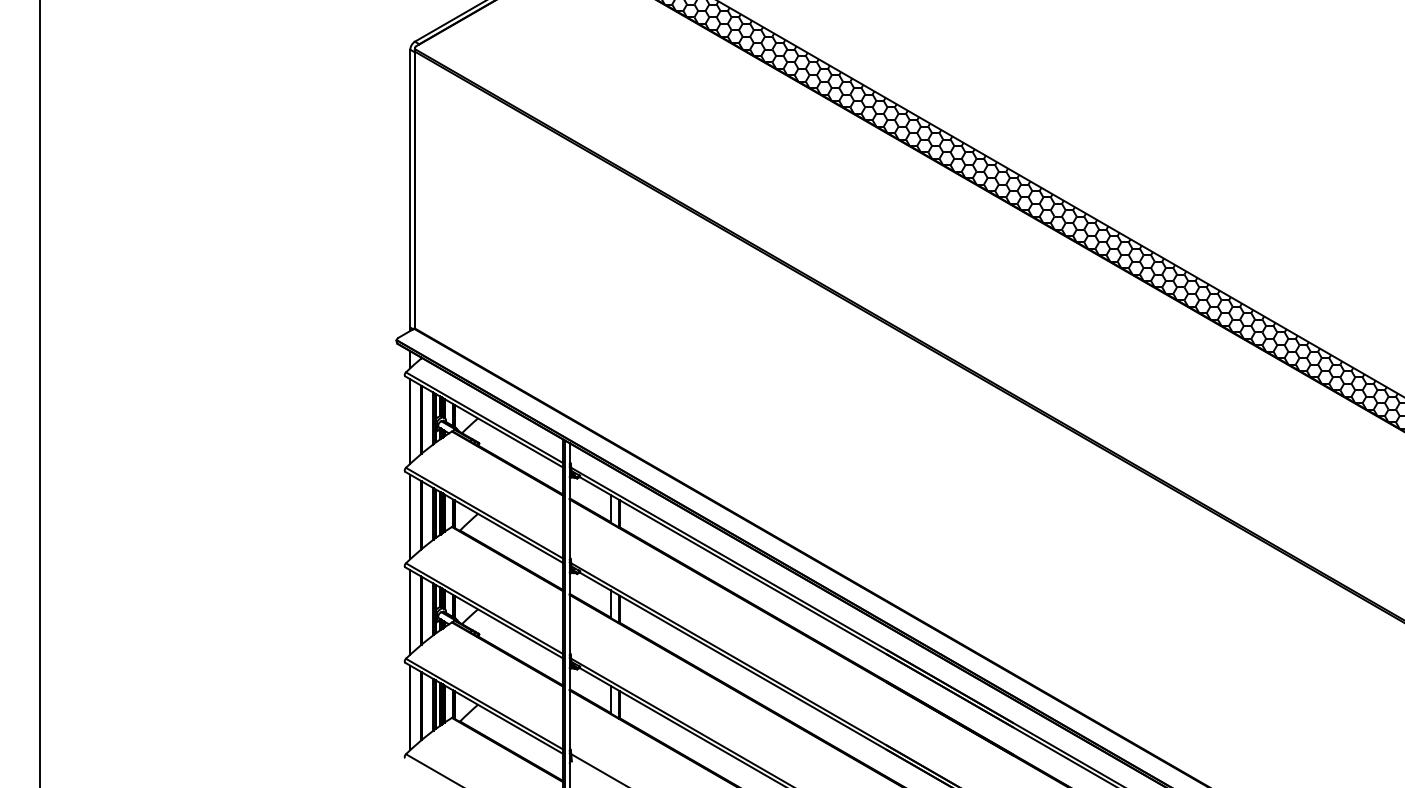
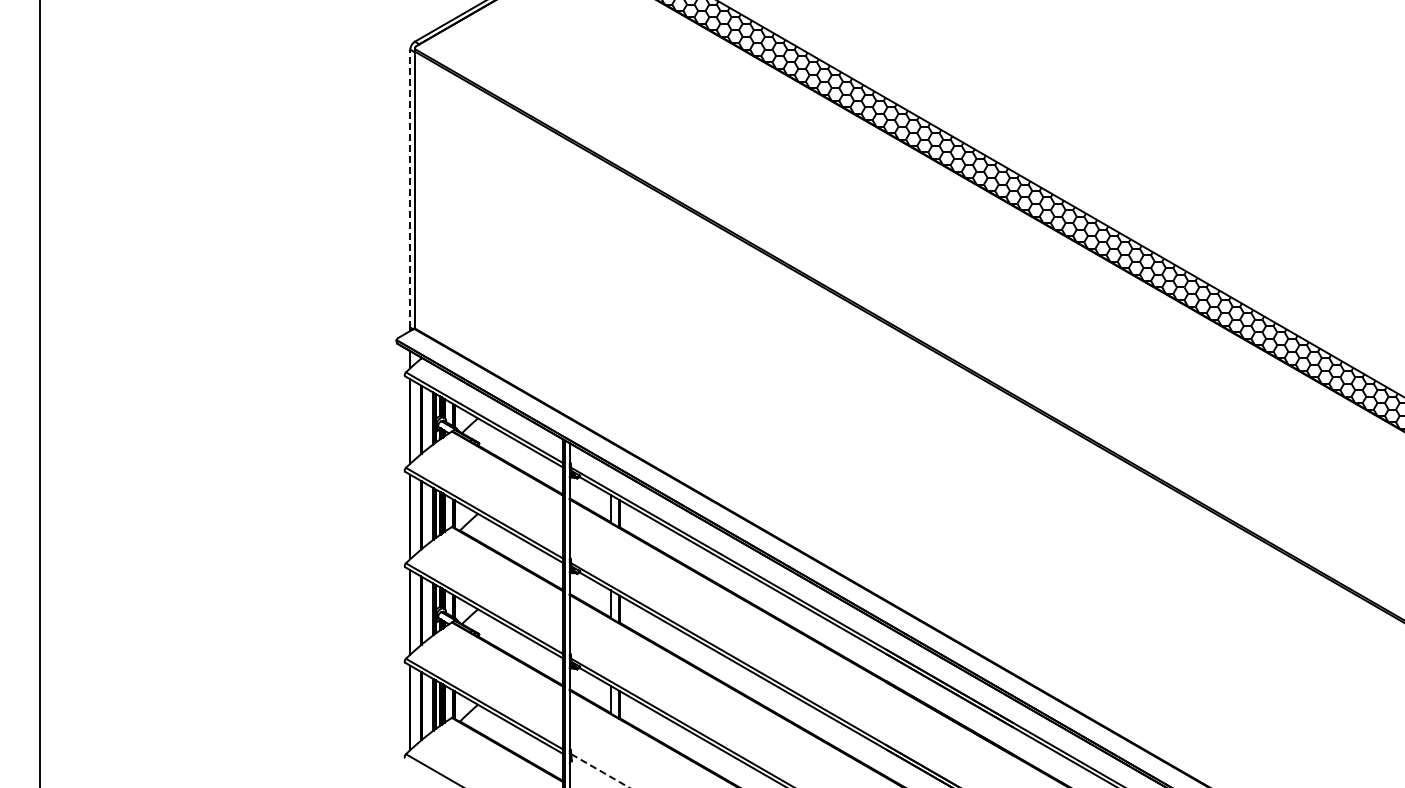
line: solid -> dashed (410, 188)
line: solid -> dashed (600, 771)
